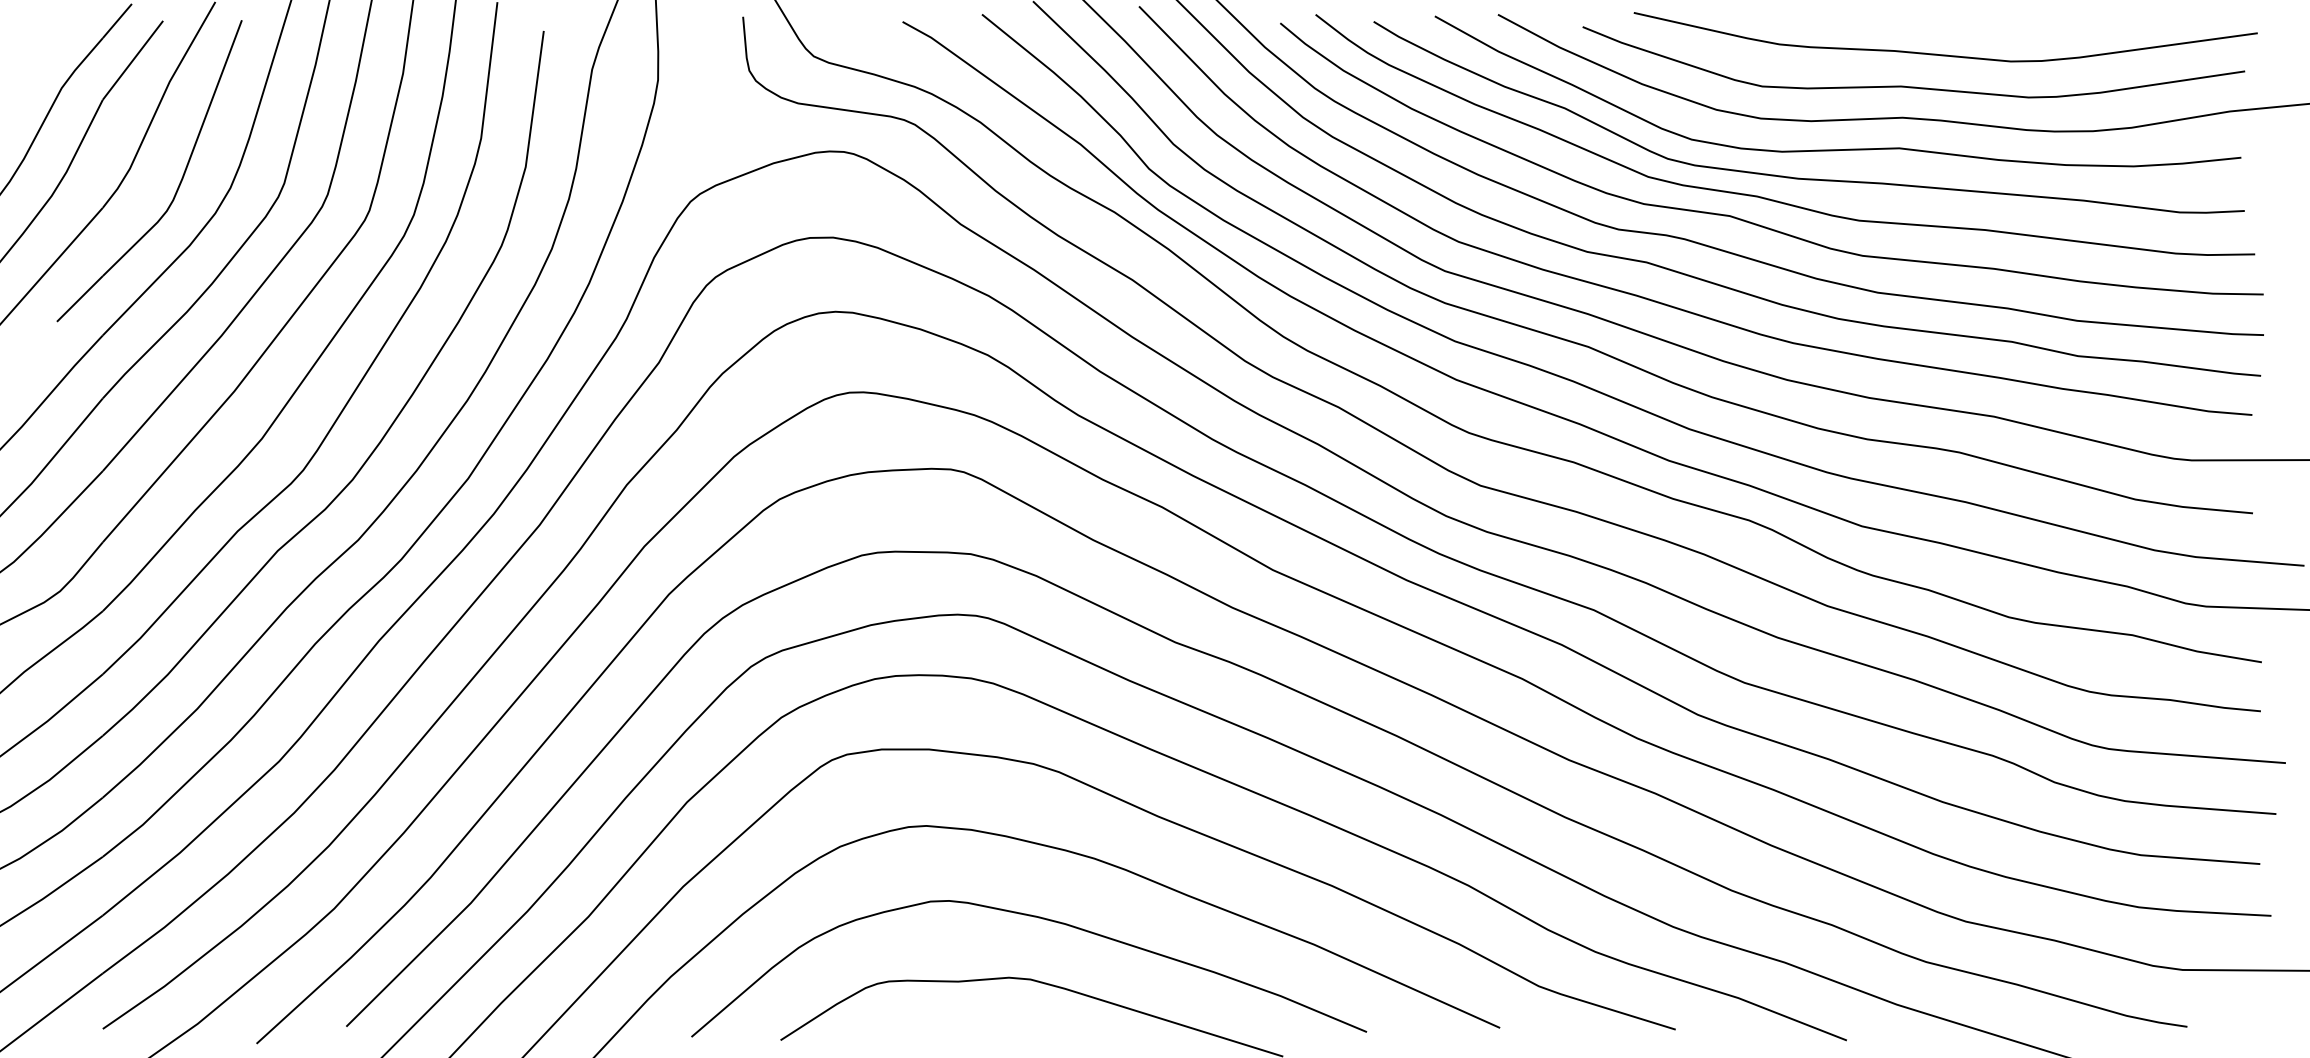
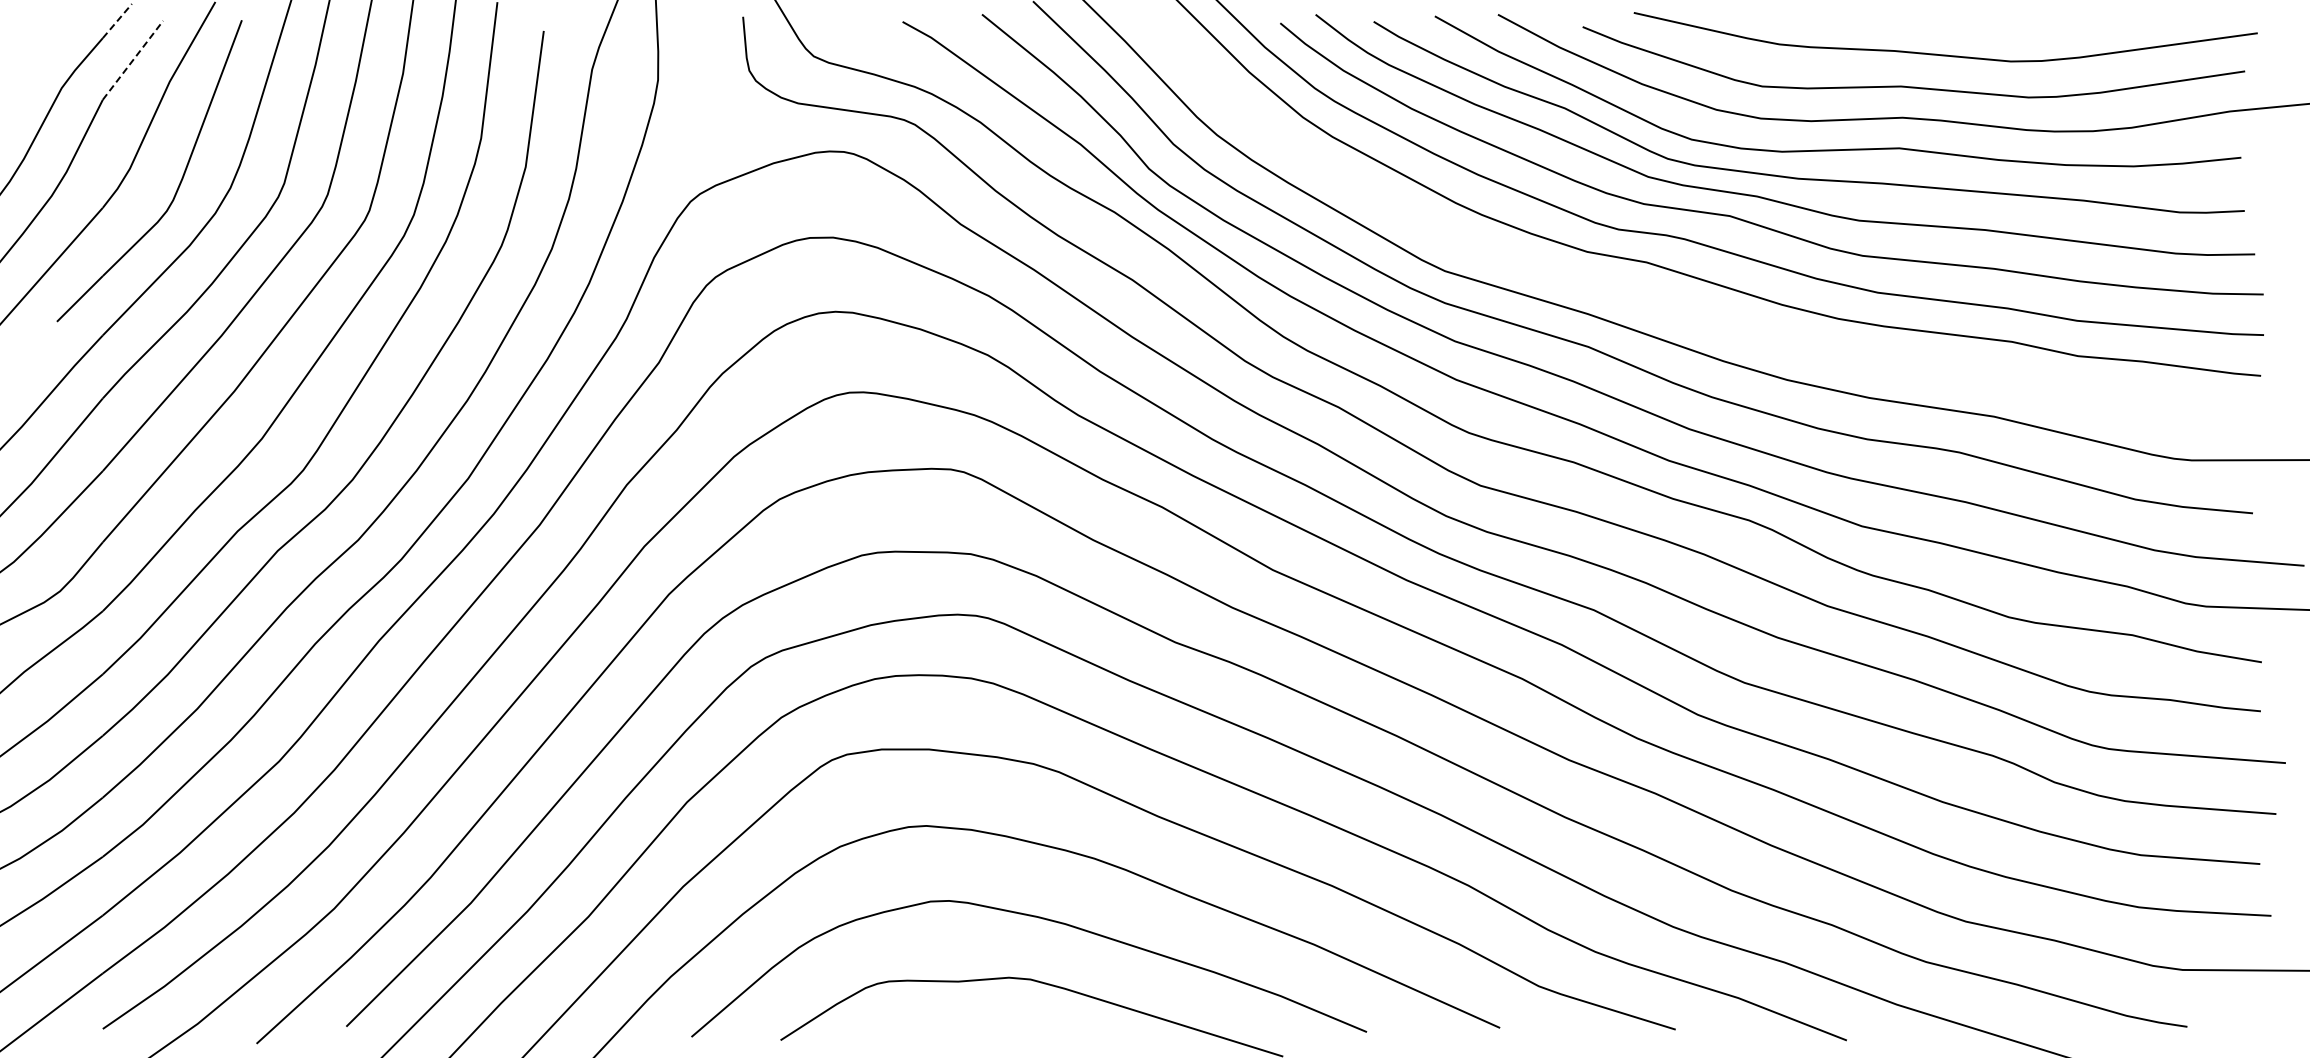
line: solid -> dashed (117, 20)
line: solid -> dashed (133, 60)
curve: present -> none (1665, 303)
